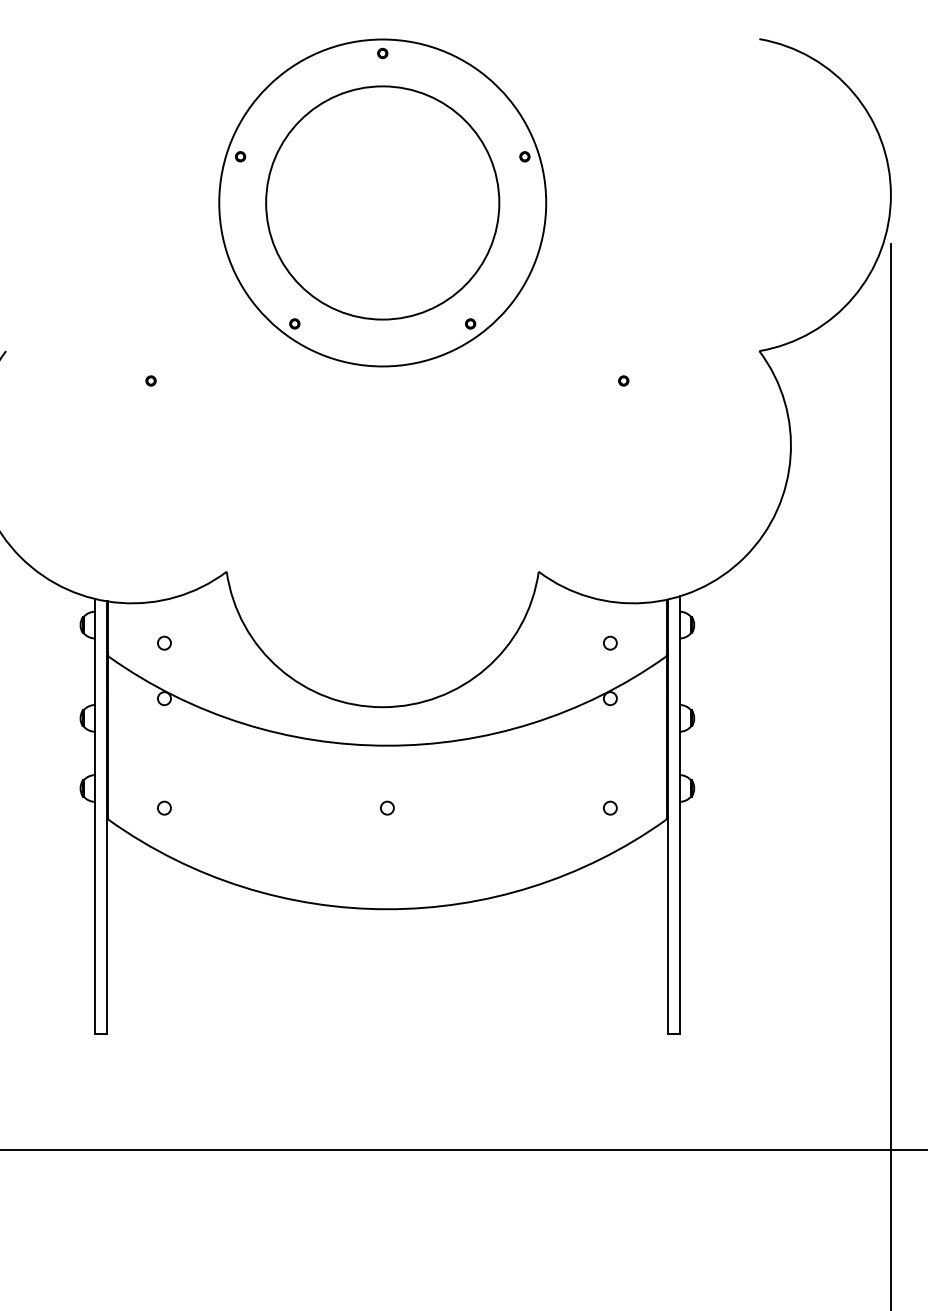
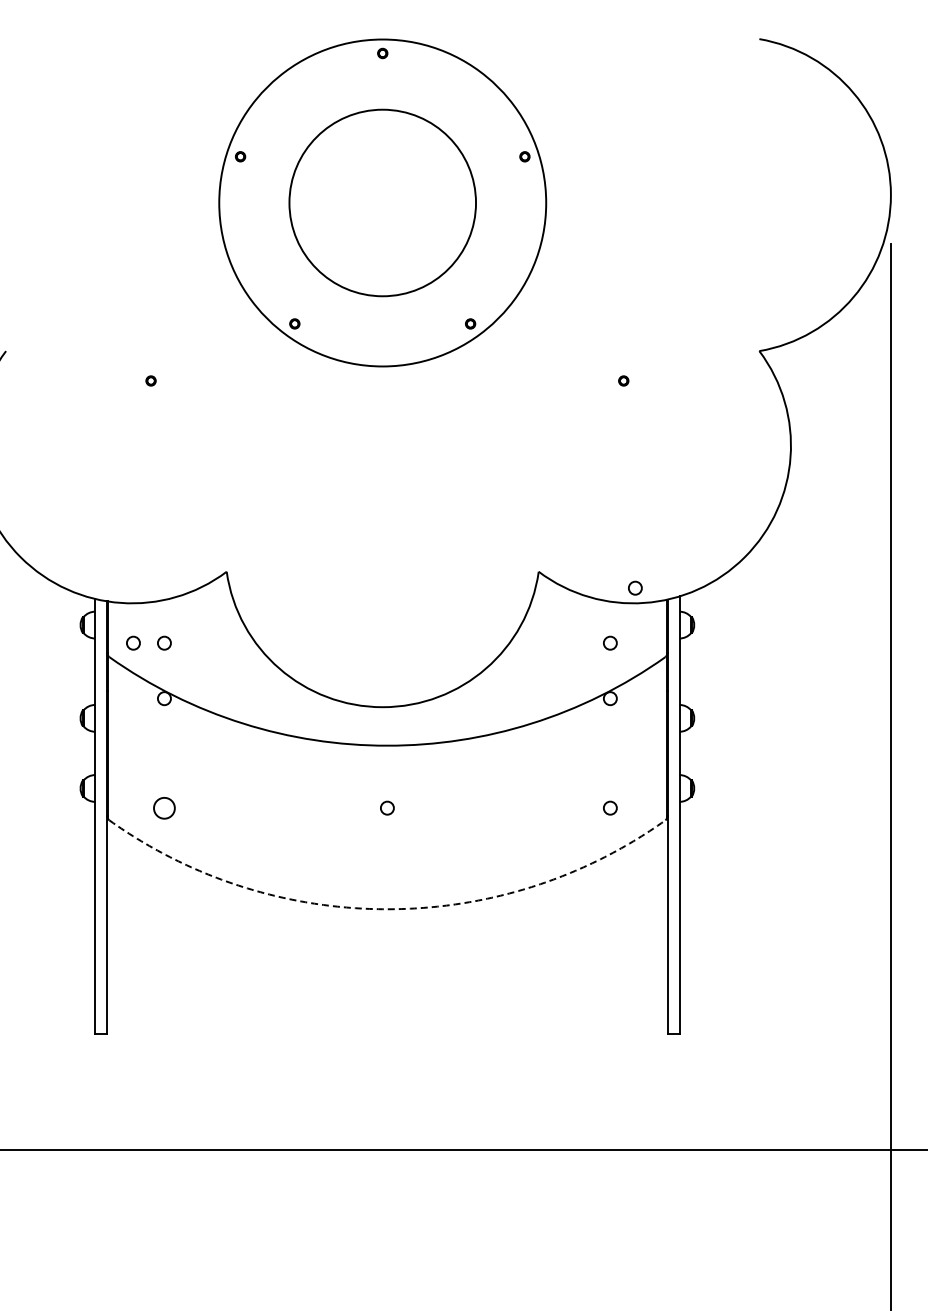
circle diameter: 233 px -> 187 px (382, 202)
circle: none -> present (635, 587)
circle: none -> present (133, 642)
circle size: 15x16 px -> 23x23 px (164, 808)
arc: solid -> dashed (387, 909)
